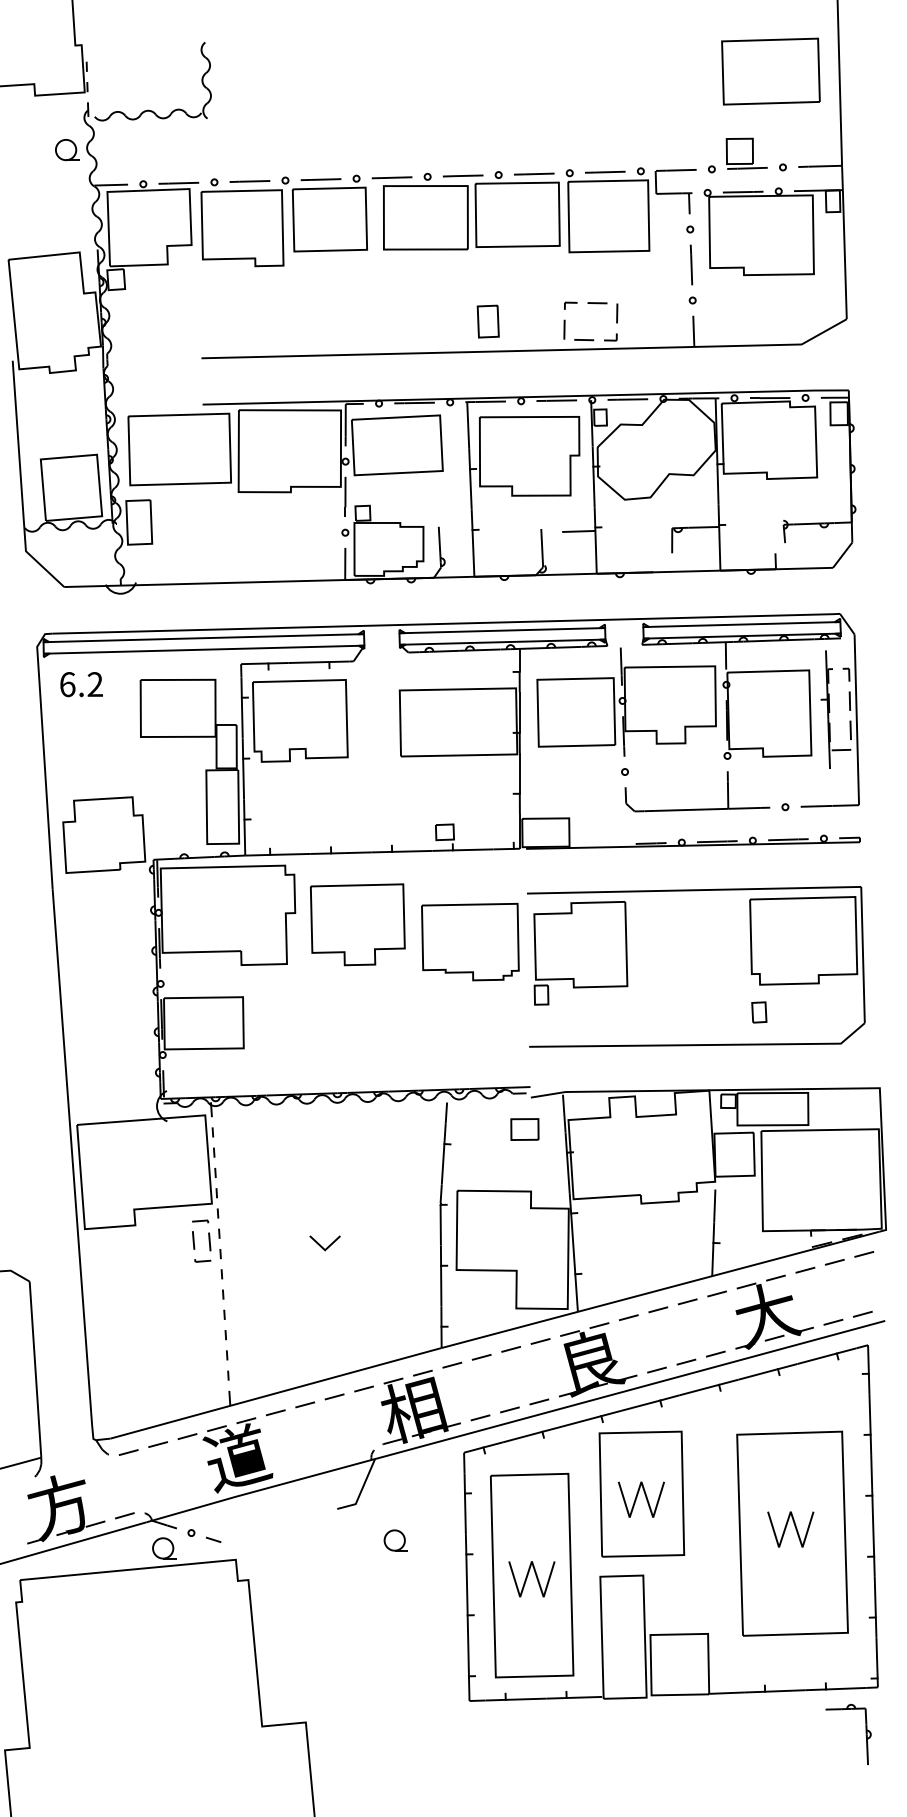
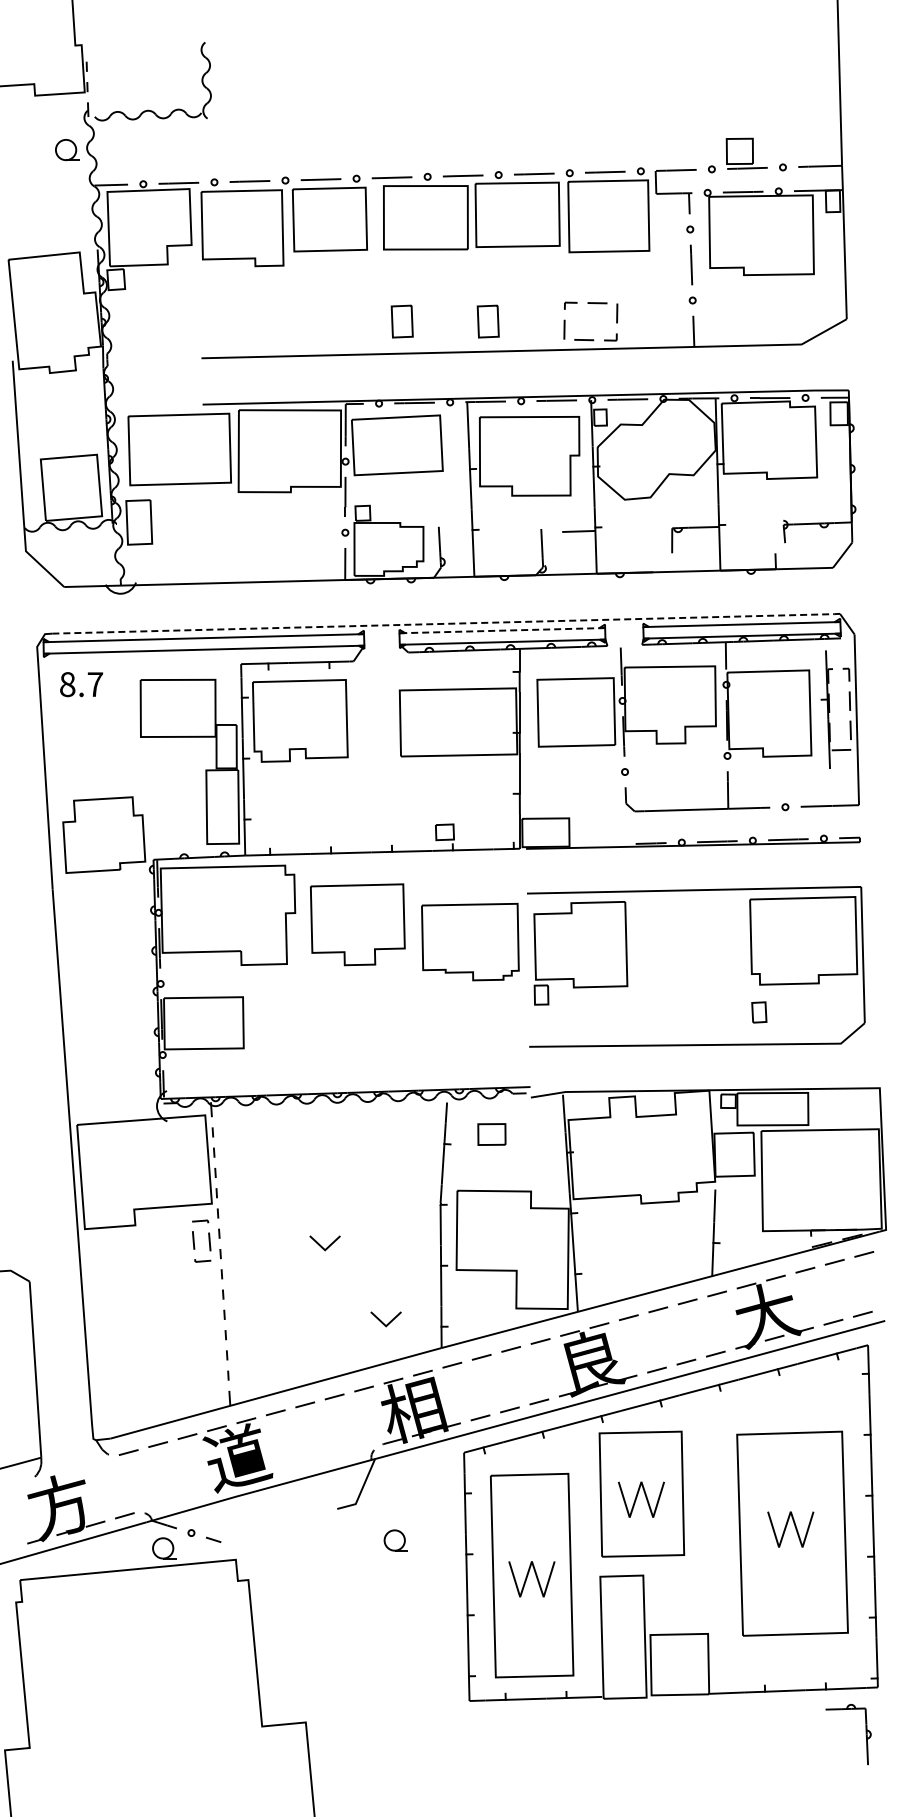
part: present -> none (770, 71)
part: none -> present (401, 321)
line: solid -> dashed (446, 623)
line: solid -> dashed (502, 630)
text: 6.2 -> 8.7 (81, 684)
part position: (524, 1129) -> (491, 1134) (491, 1134)
part: none -> present (385, 1319)
